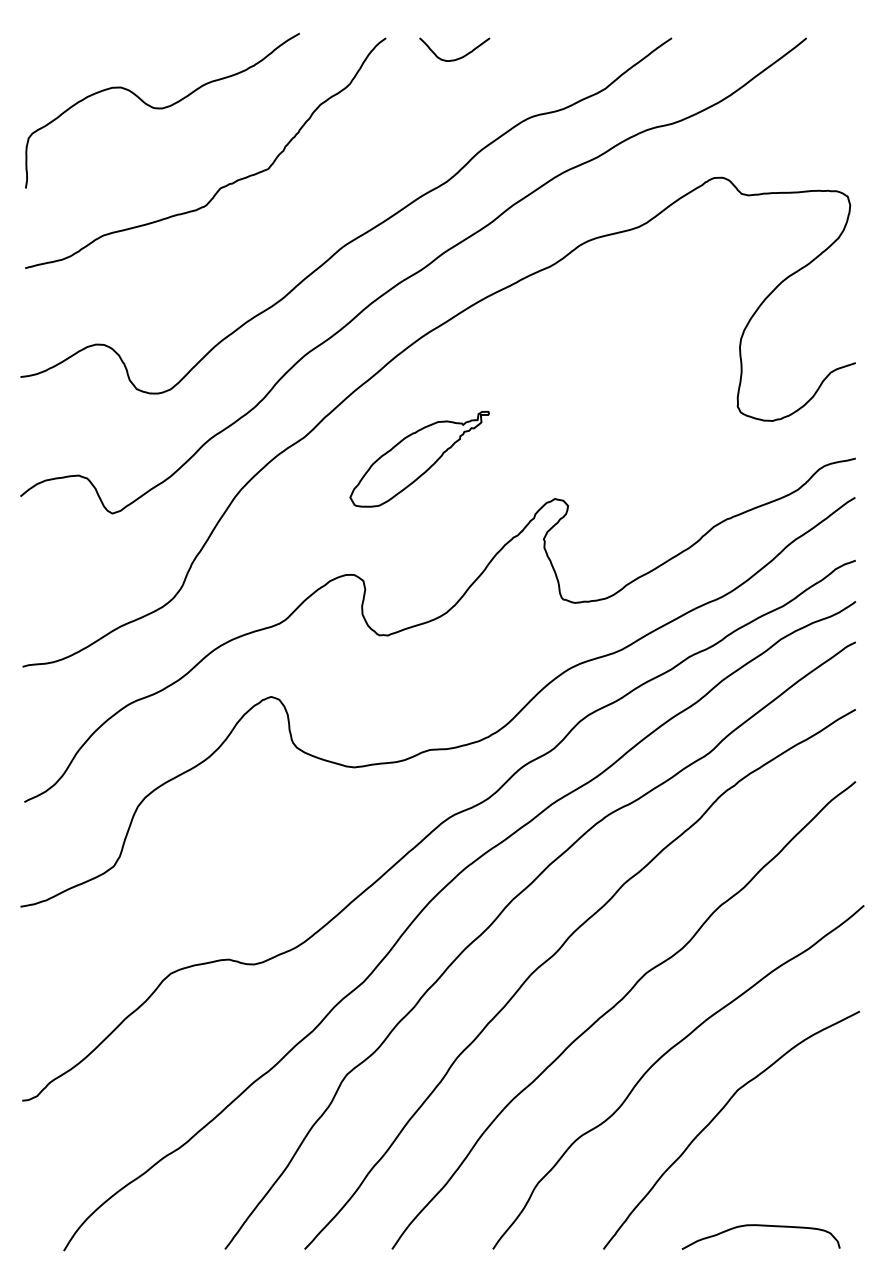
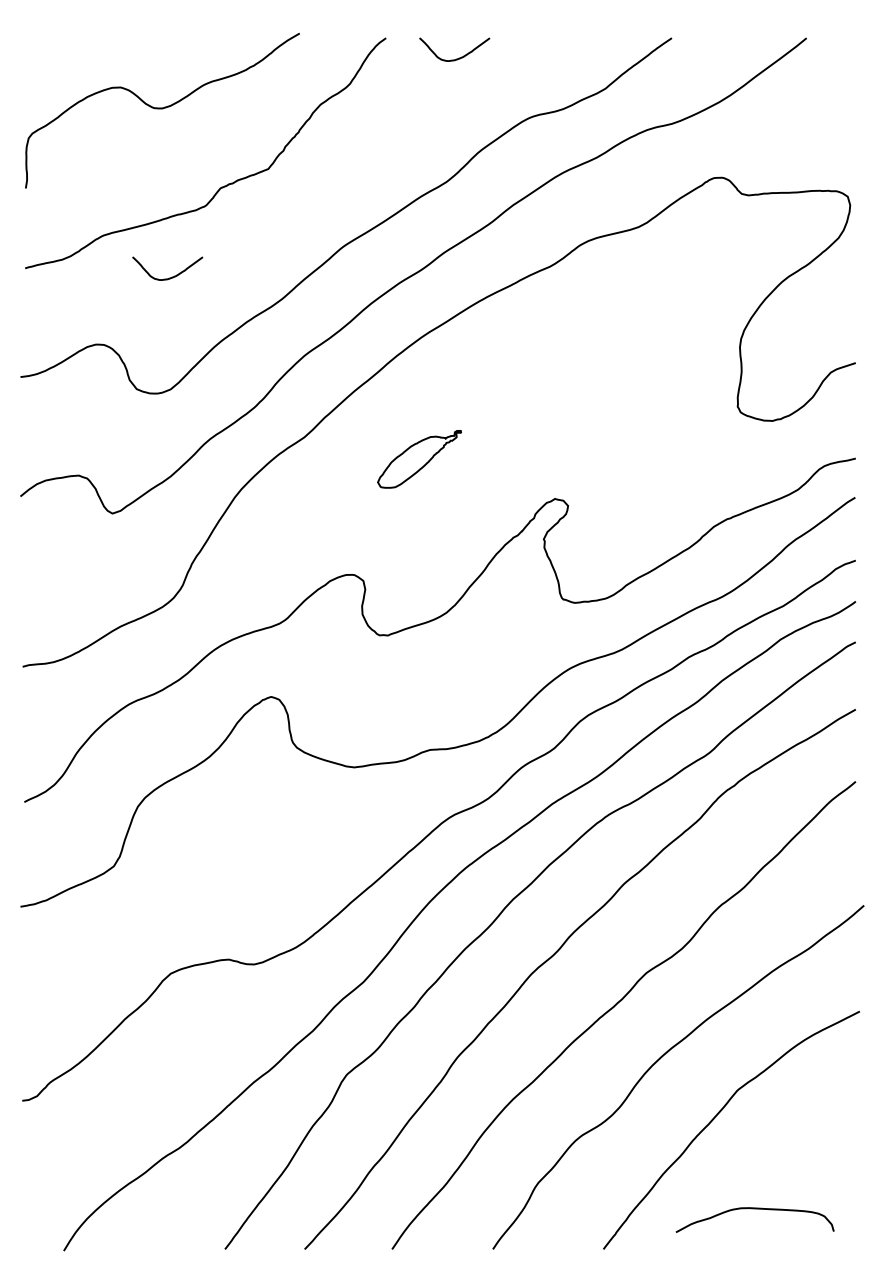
curve: none -> present (169, 277)
part size: 141x97 px -> 85x59 px (419, 459)
curve position: (760, 1226) -> (754, 1209) (754, 1209)
